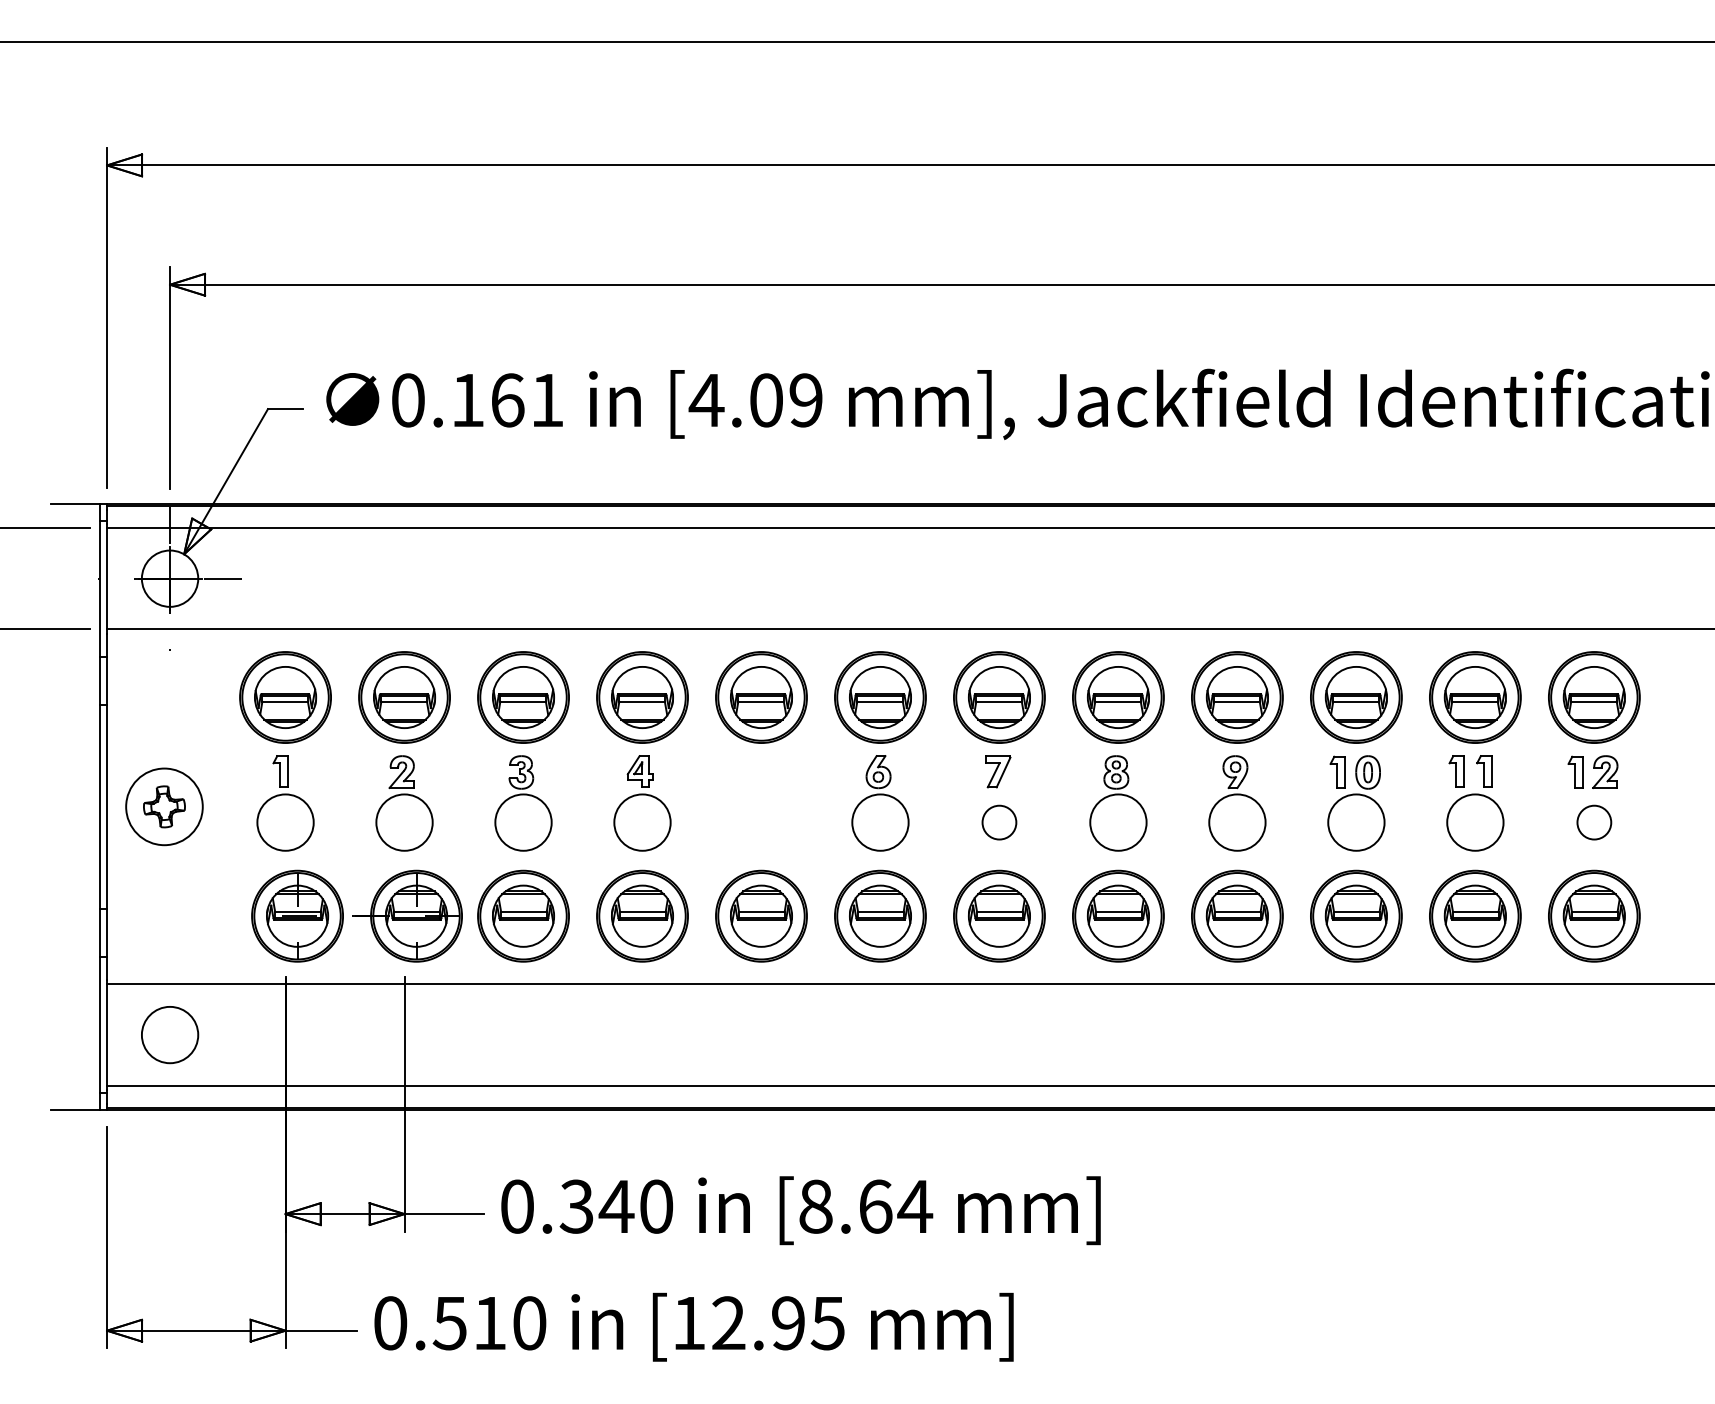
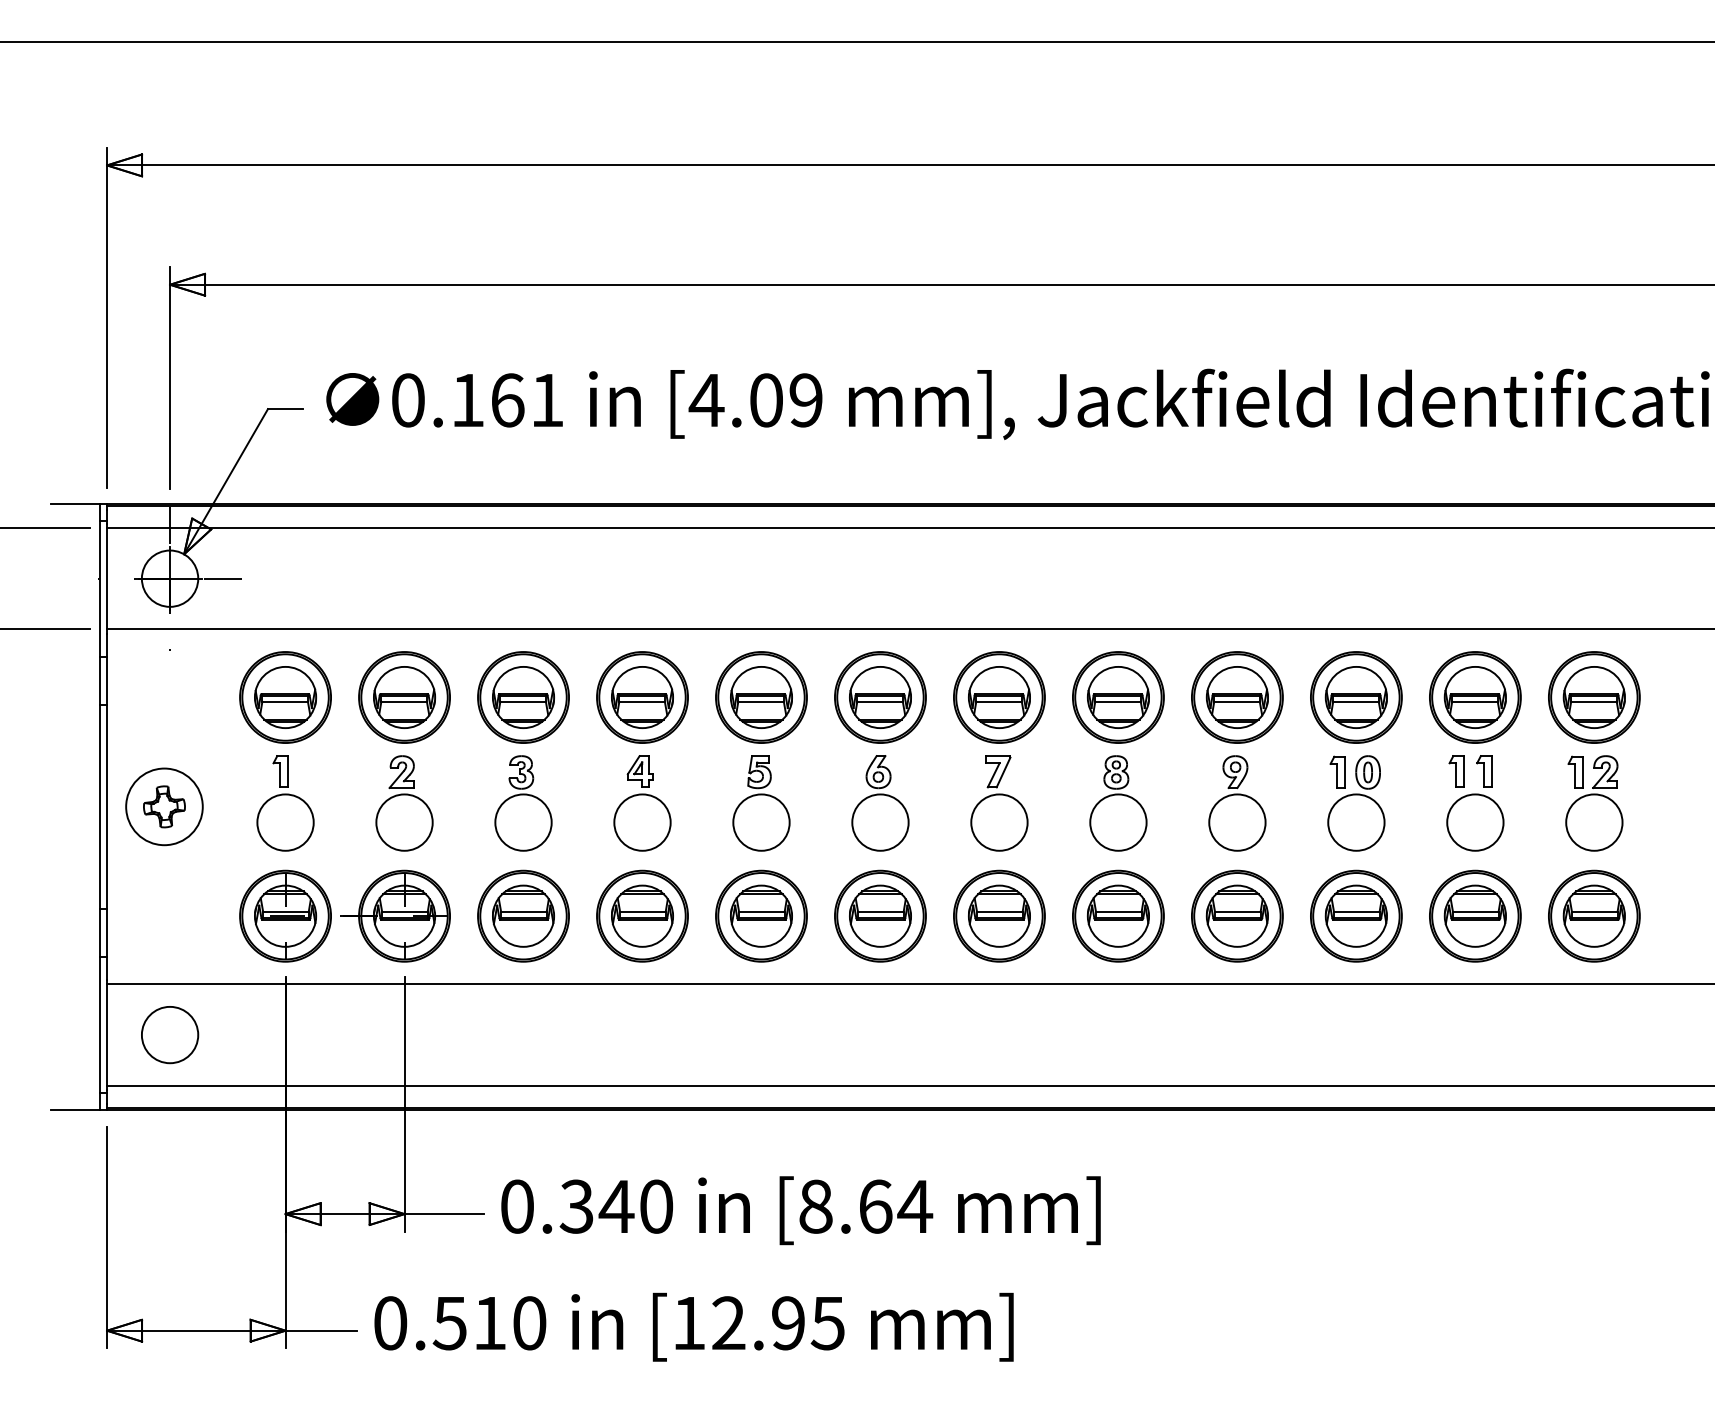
part: none -> present (761, 803)
circle diameter: 34 px -> 56 px (999, 822)
circle diameter: 34 px -> 56 px (1594, 822)
part position: (356, 915) -> (344, 915) (344, 915)
